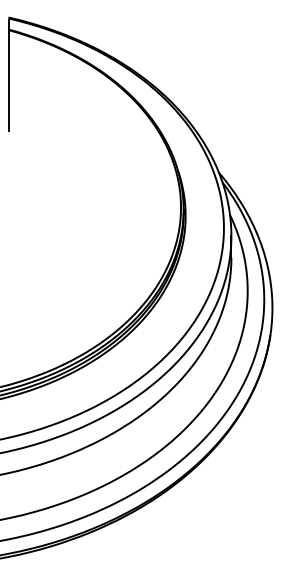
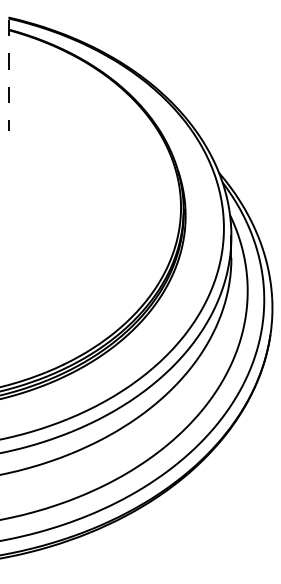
line: solid -> dashed (8, 75)
